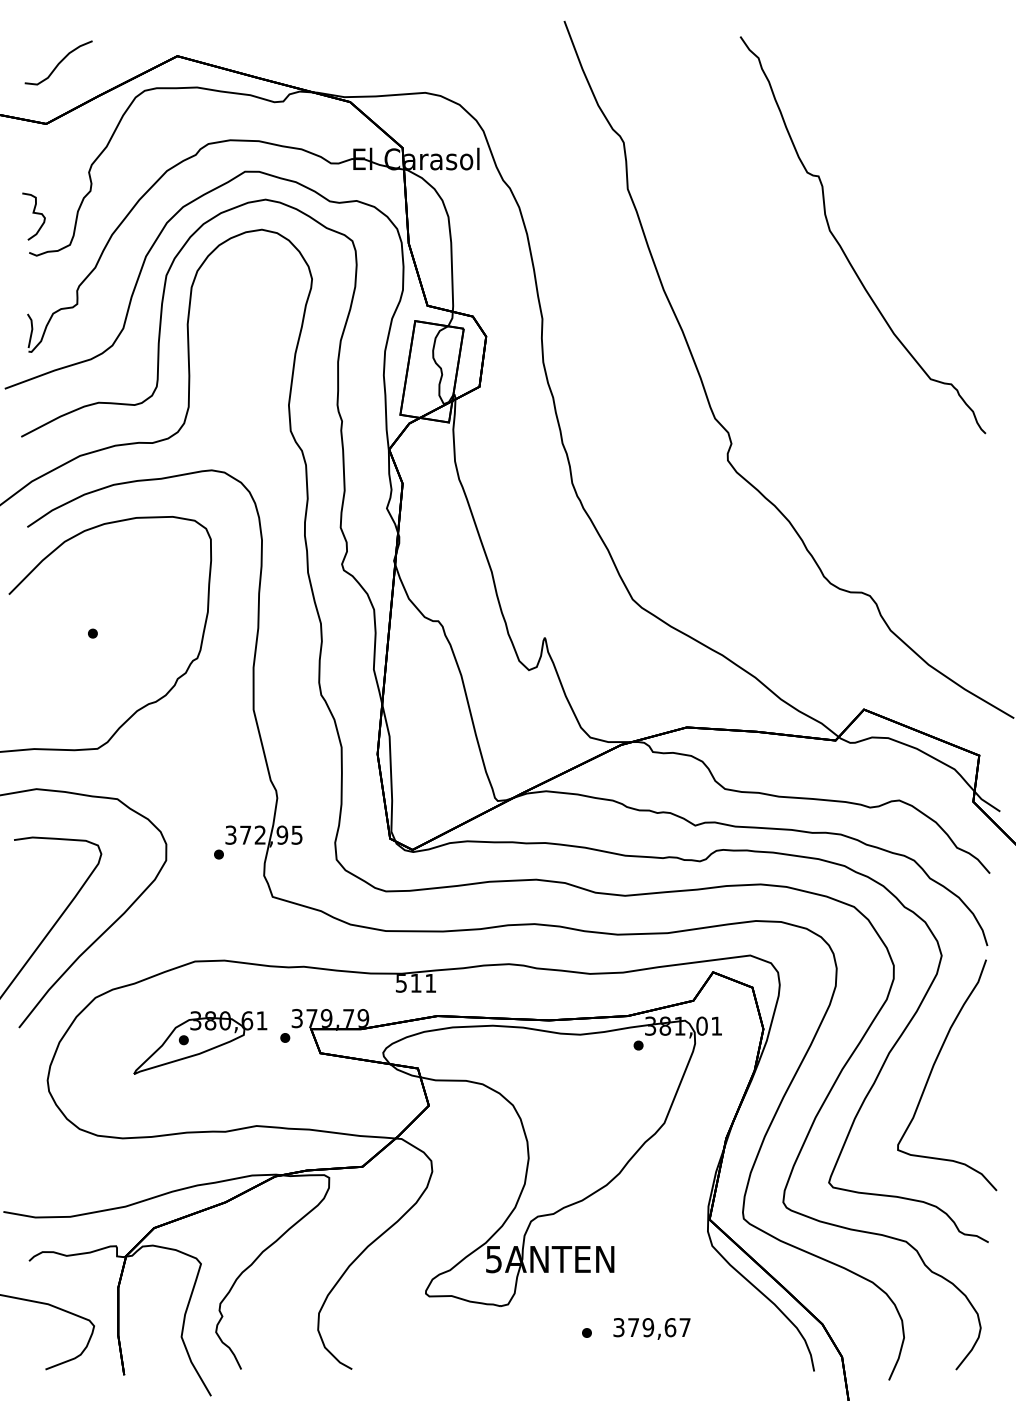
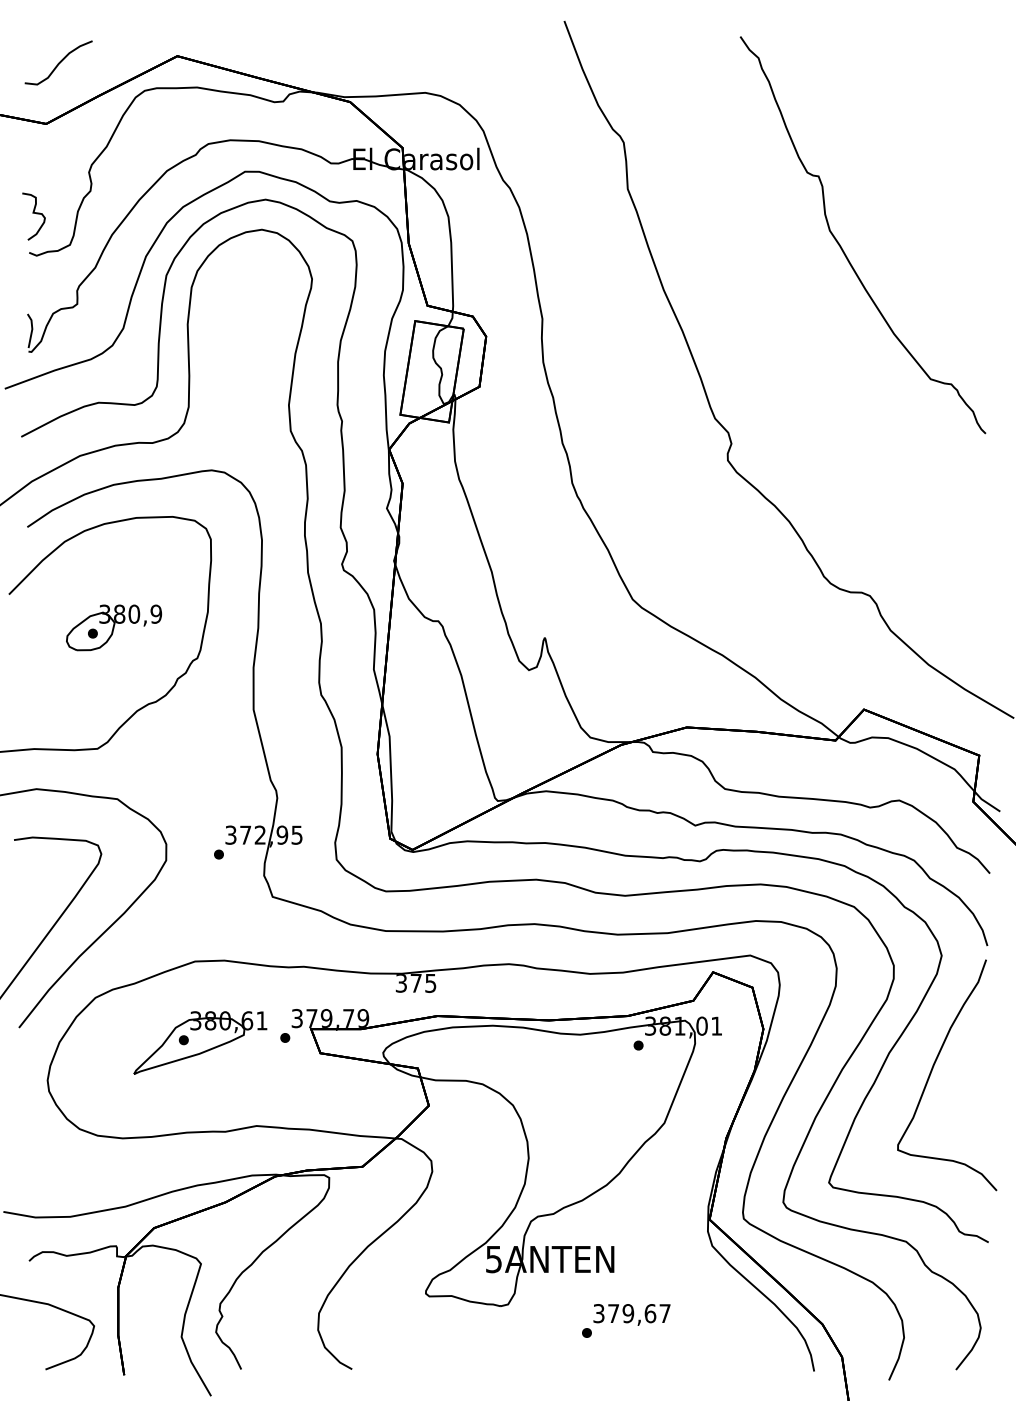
part: none -> present (114, 627)
text: 511 -> 375 (416, 983)
text position: (651, 1328) -> (631, 1314) (631, 1314)
